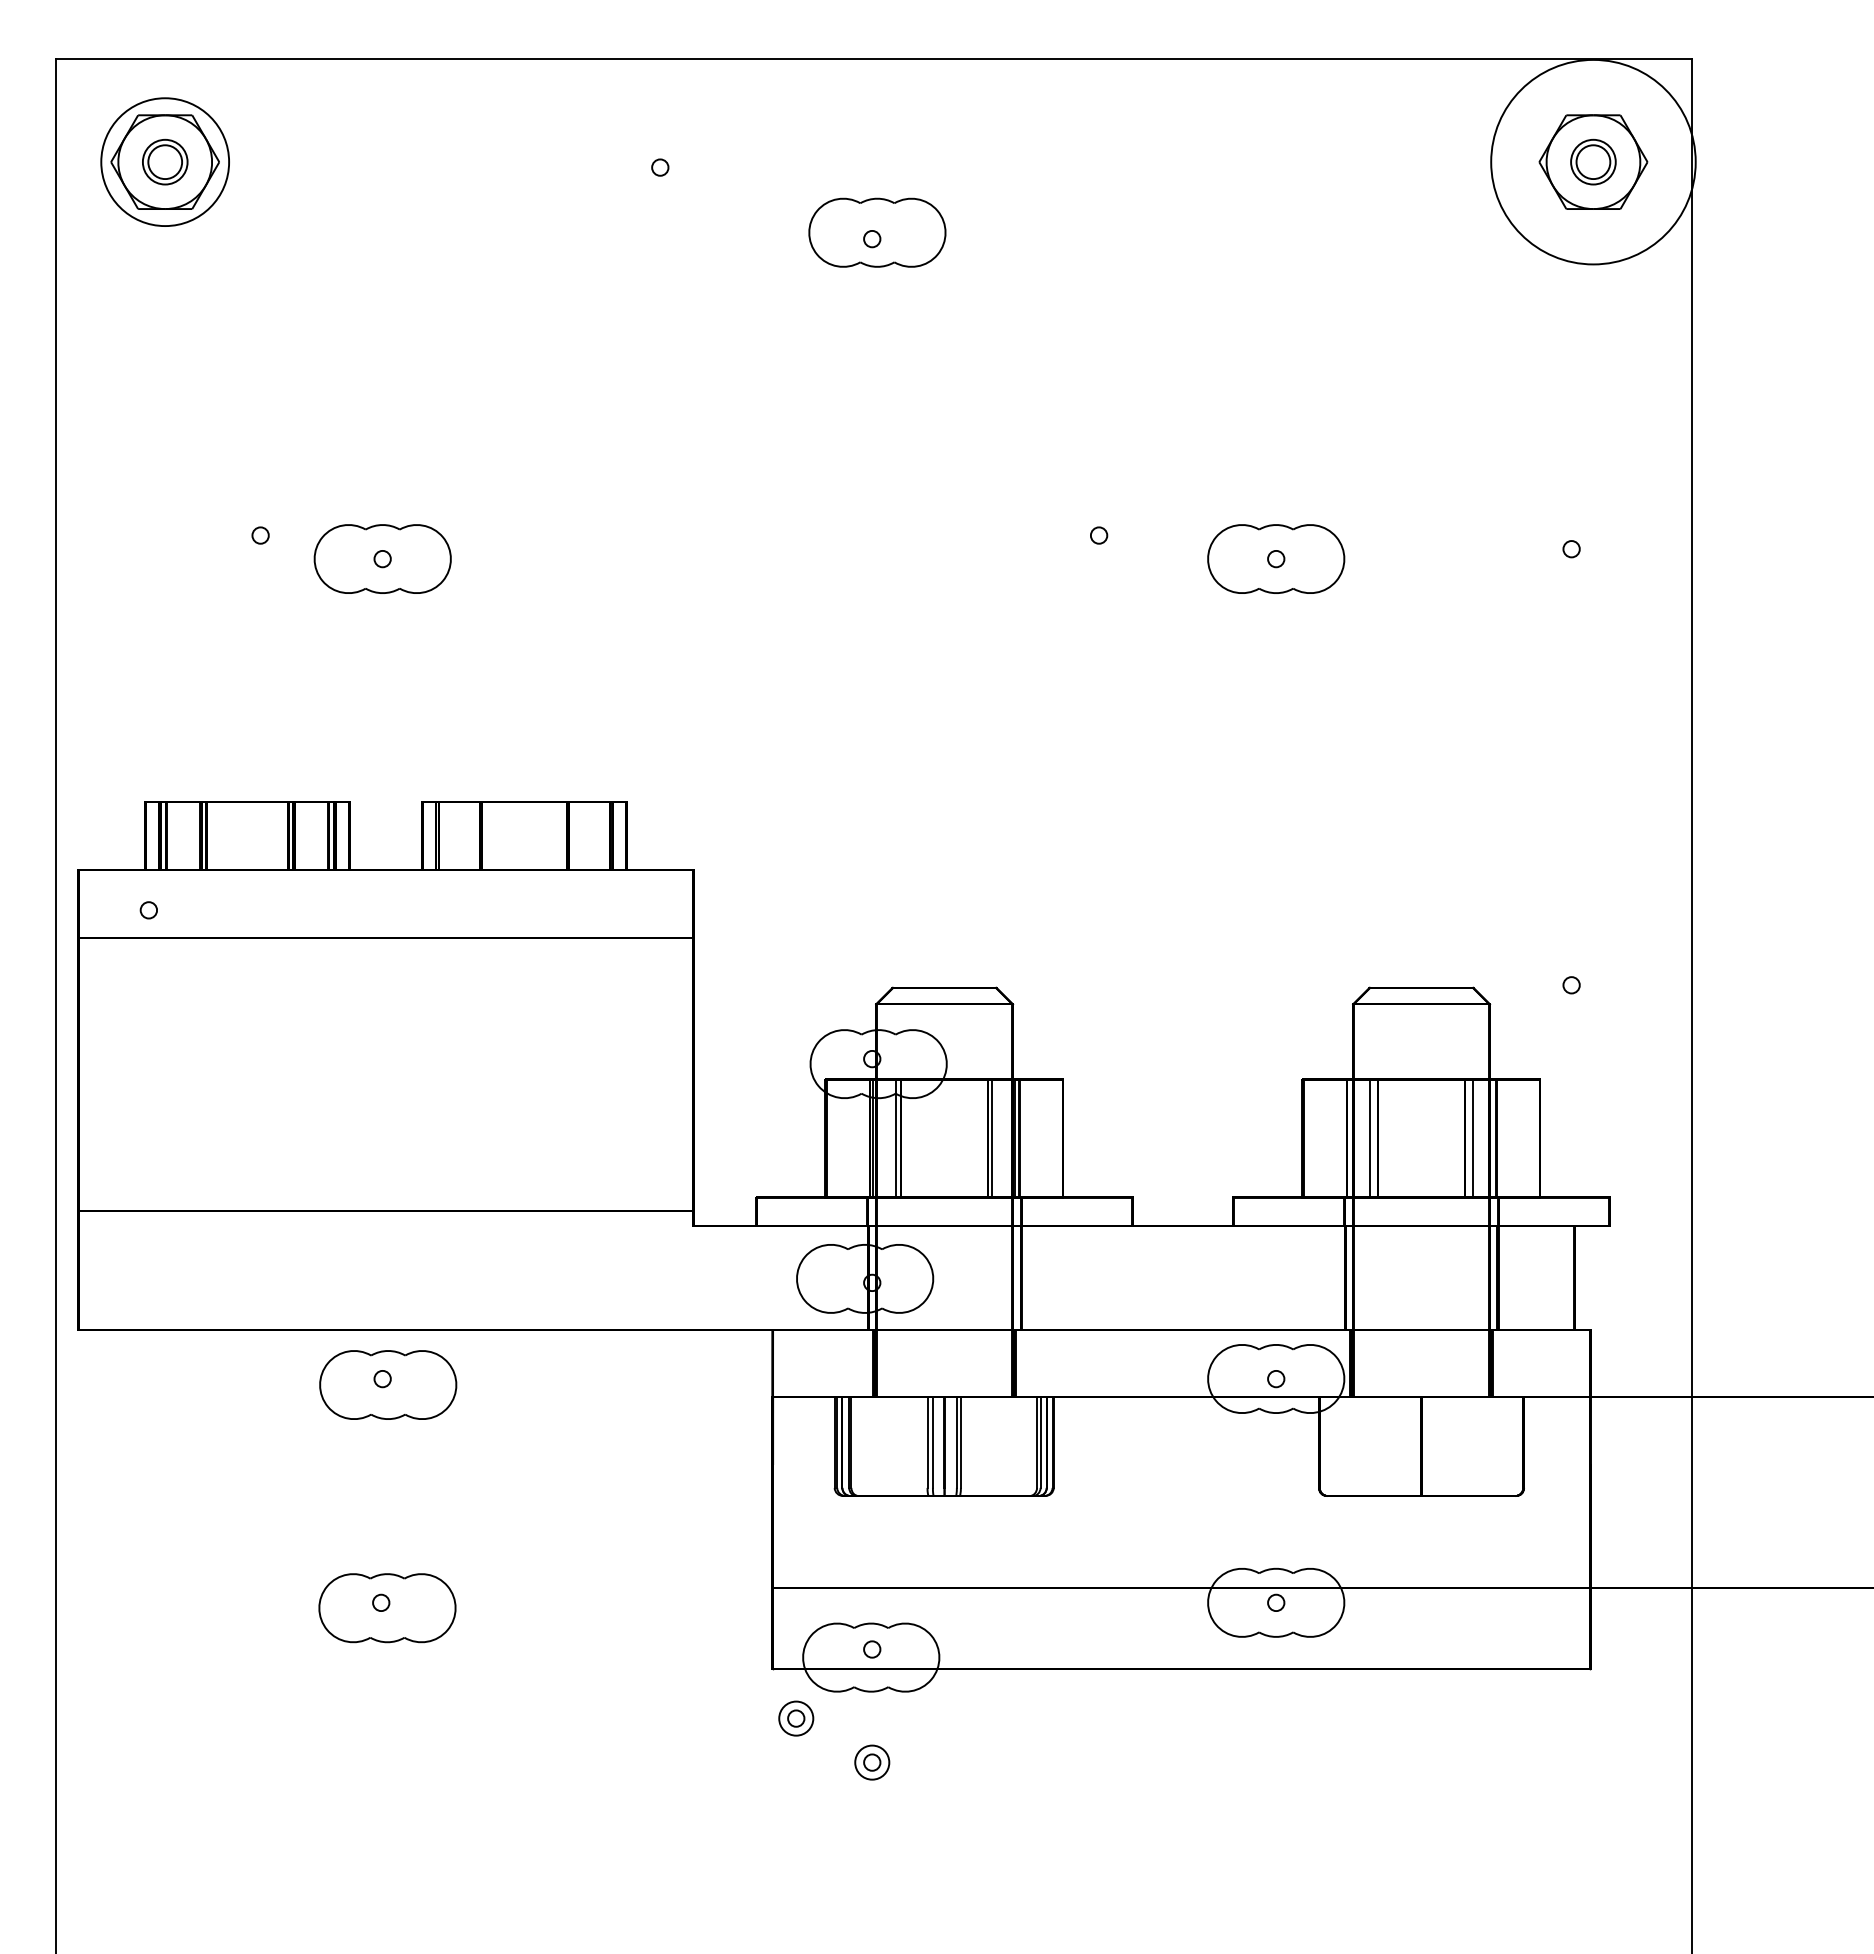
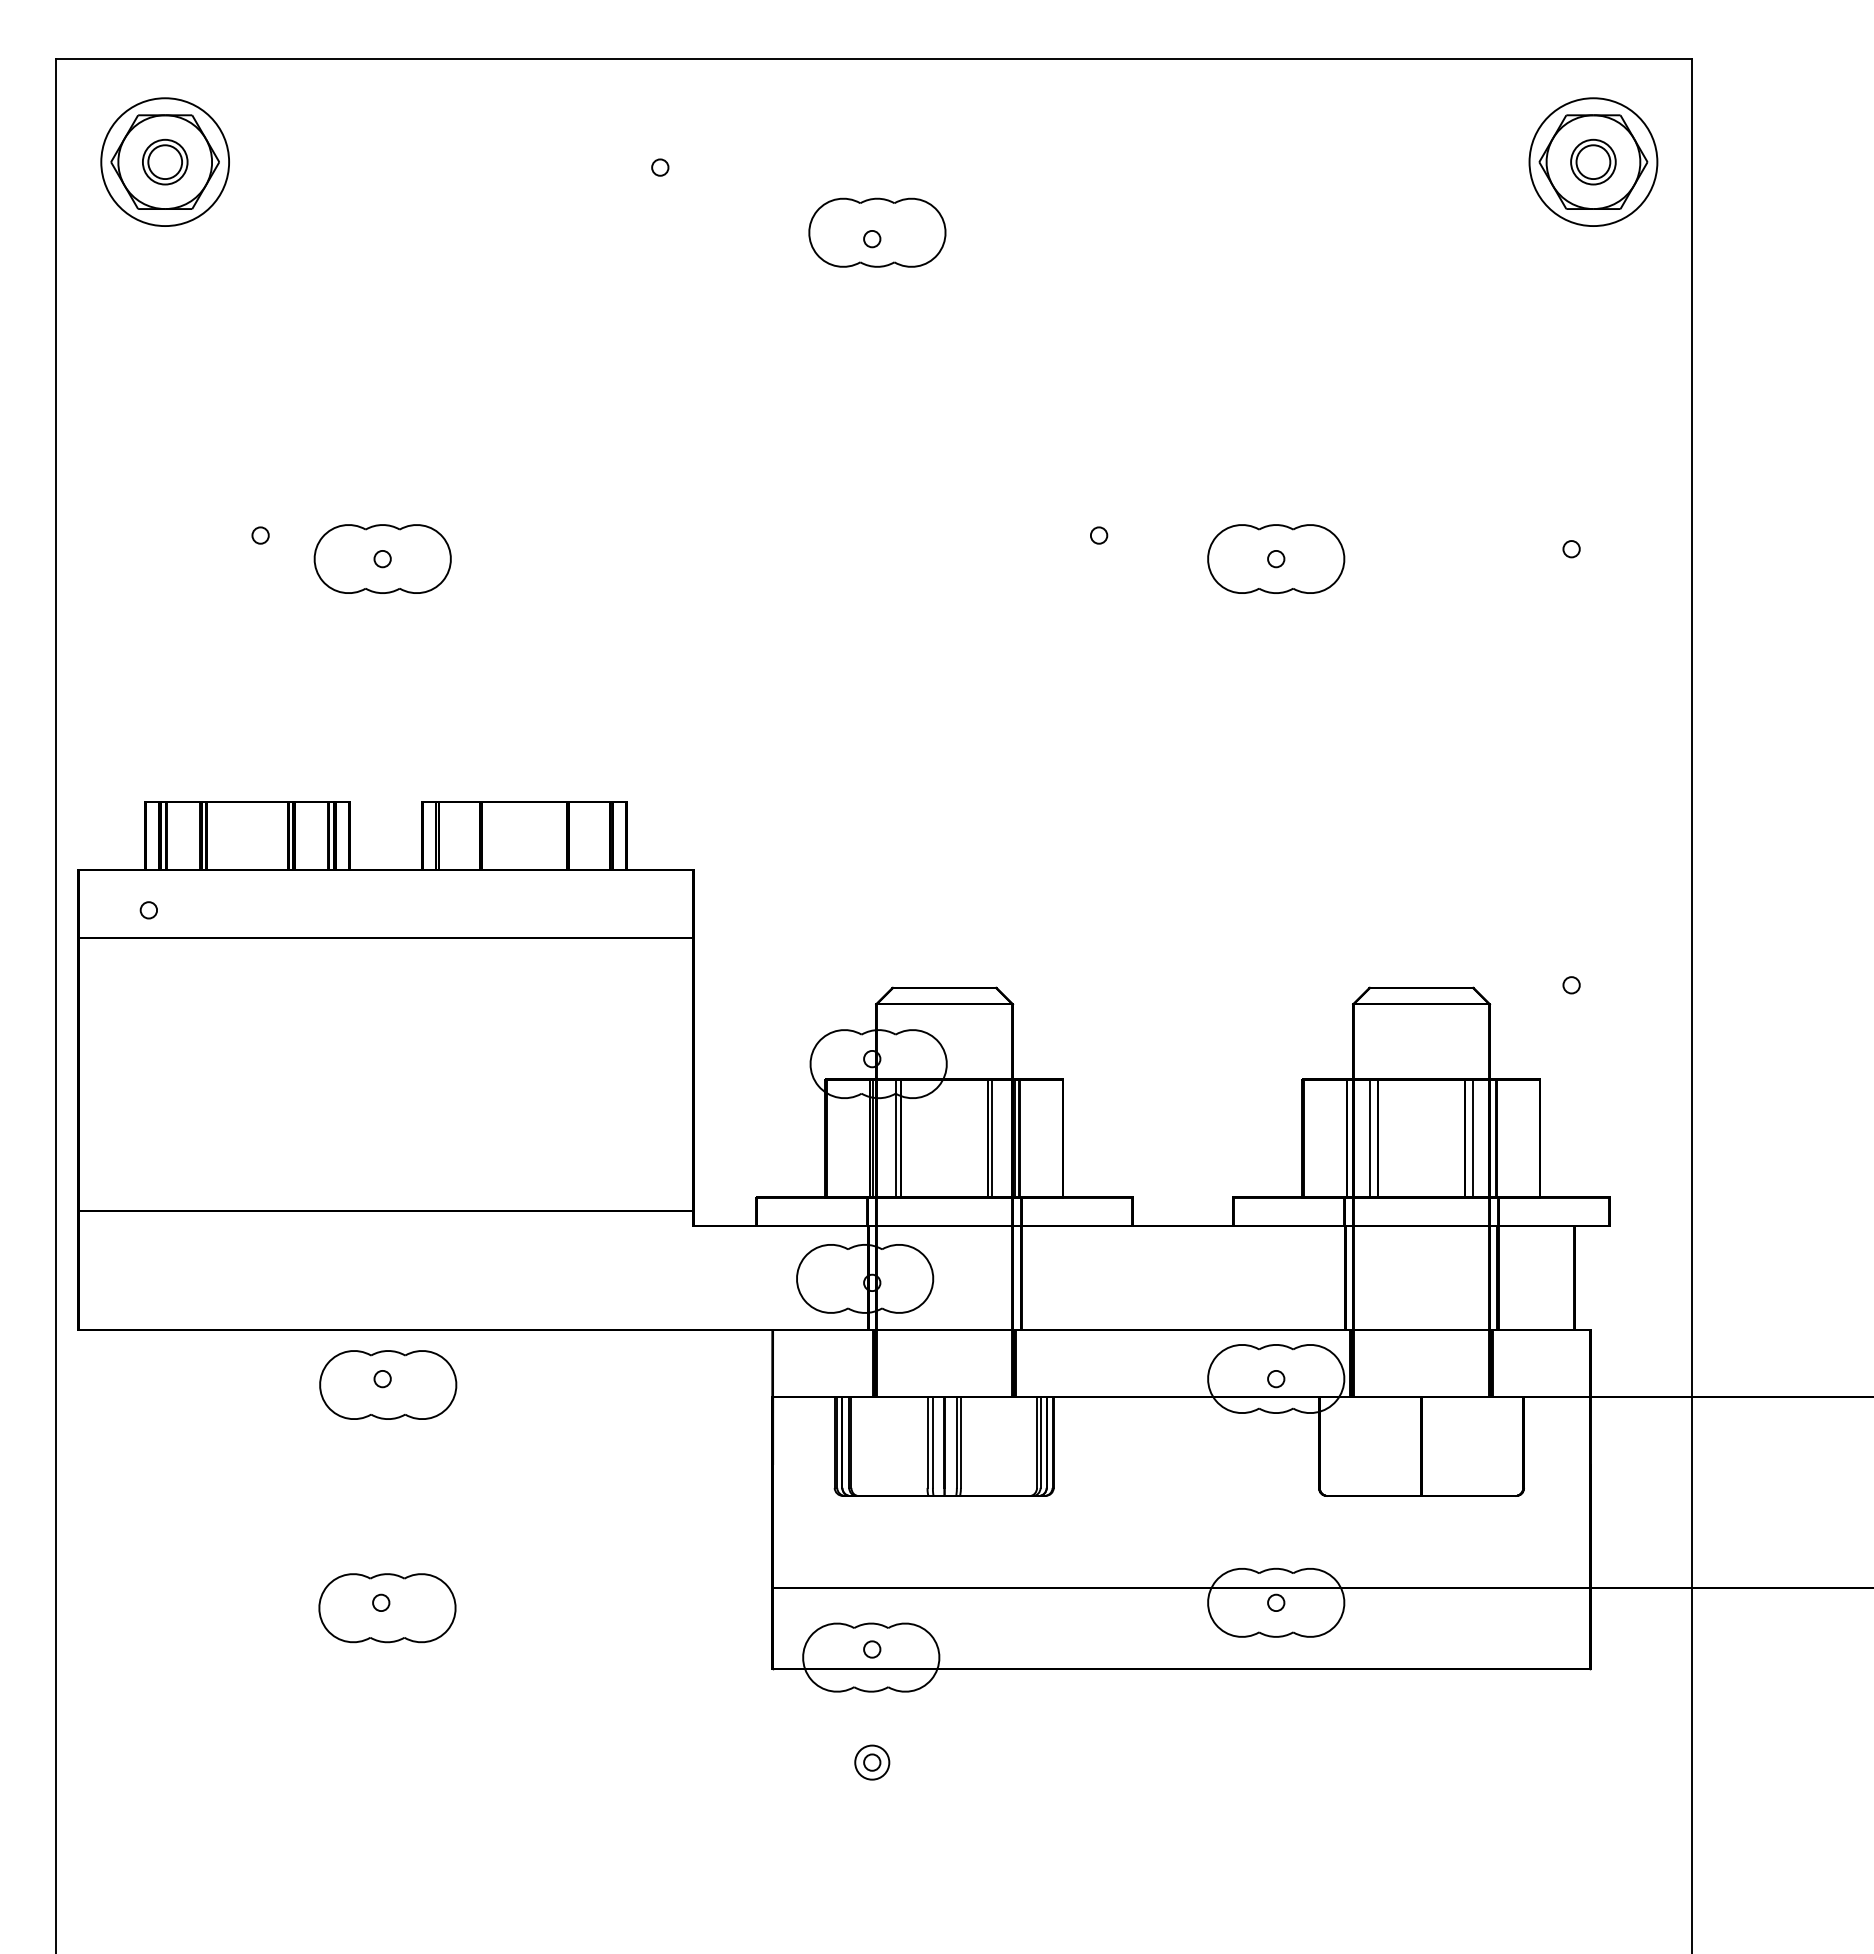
circle diameter: 205 px -> 128 px (1593, 162)
part: present -> none (796, 1718)
